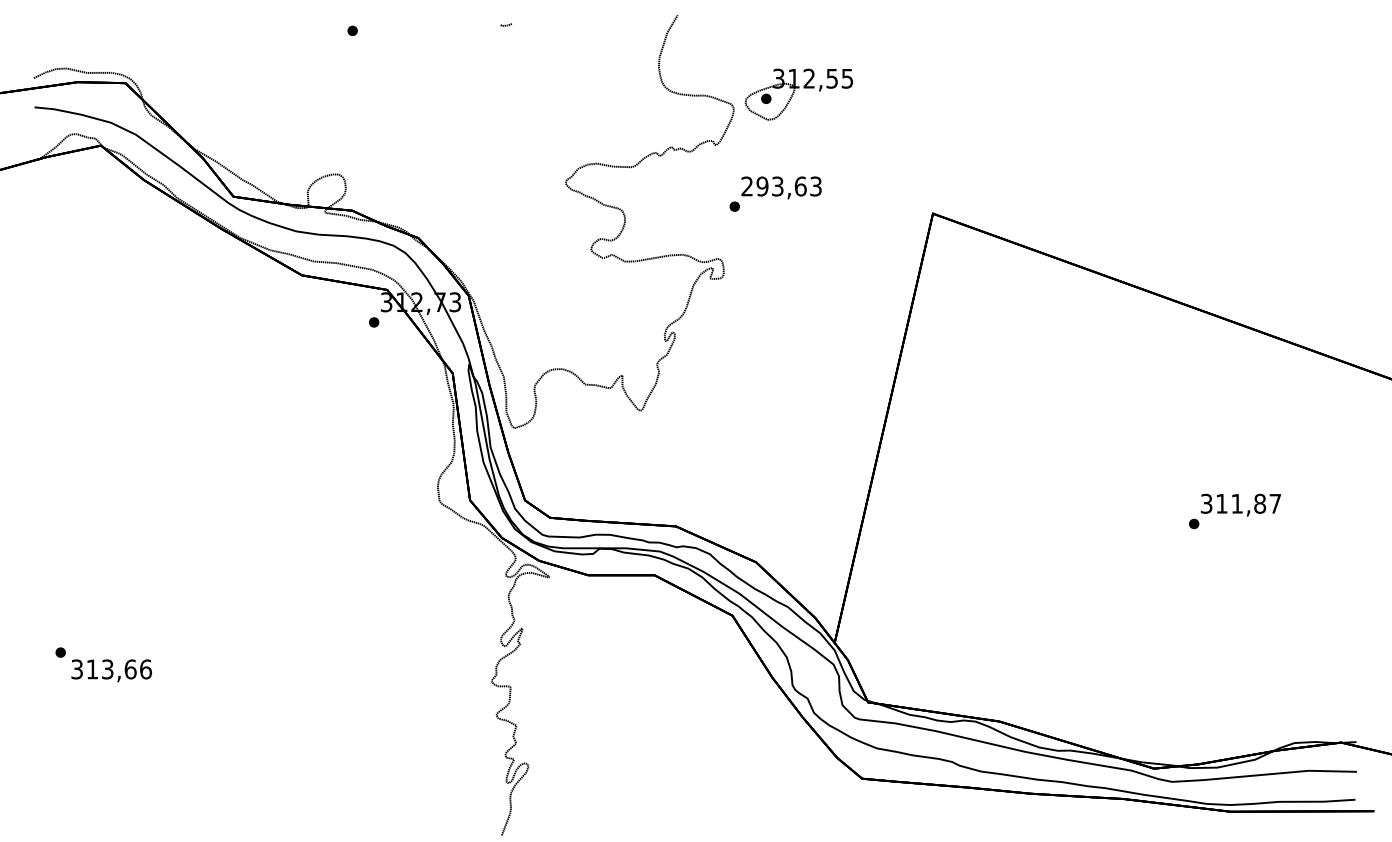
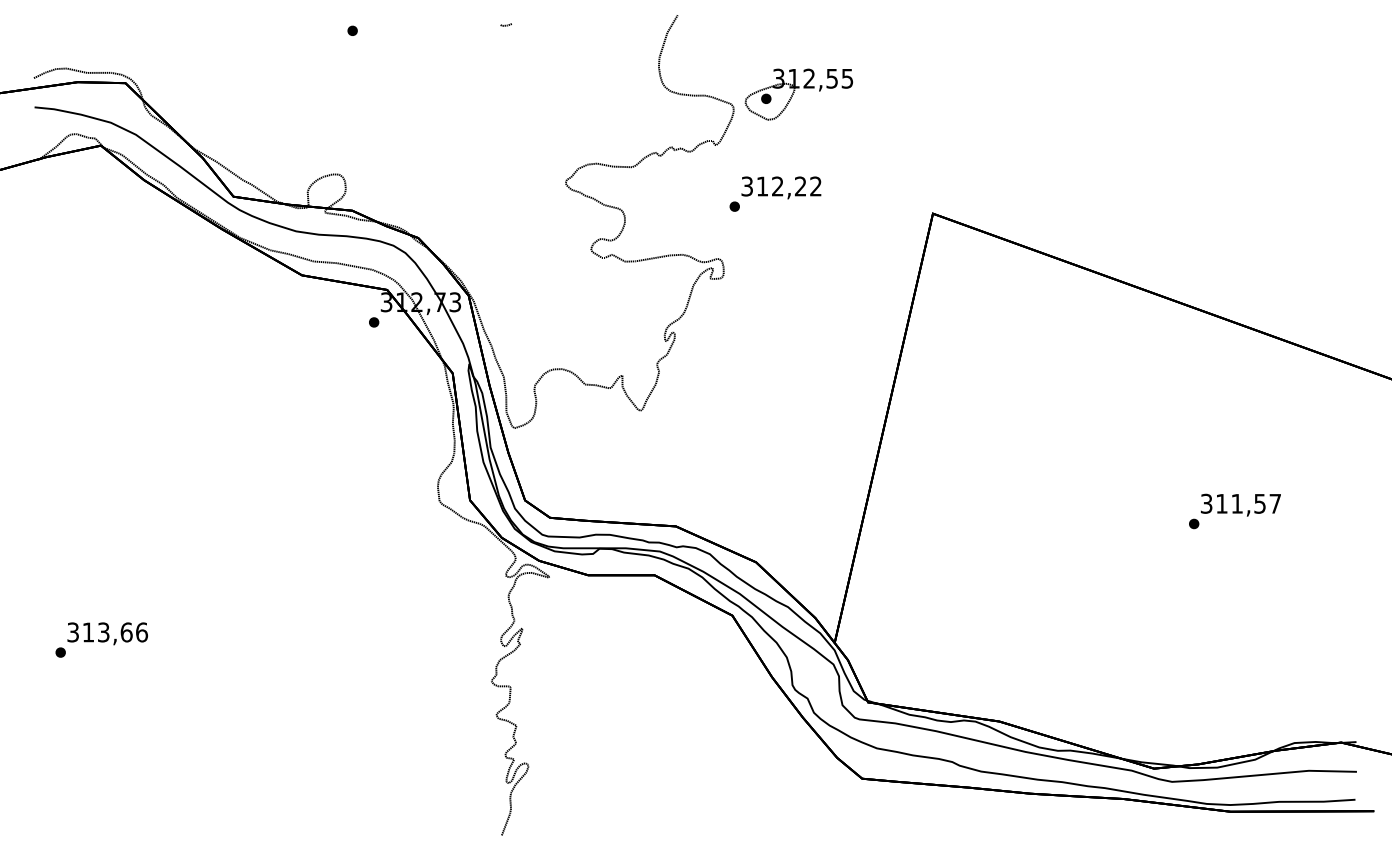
text: 293,63 -> 312,22 (781, 186)
text: 311,87 -> 311,57 (1260, 503)
text position: (111, 670) -> (107, 633) (107, 633)
